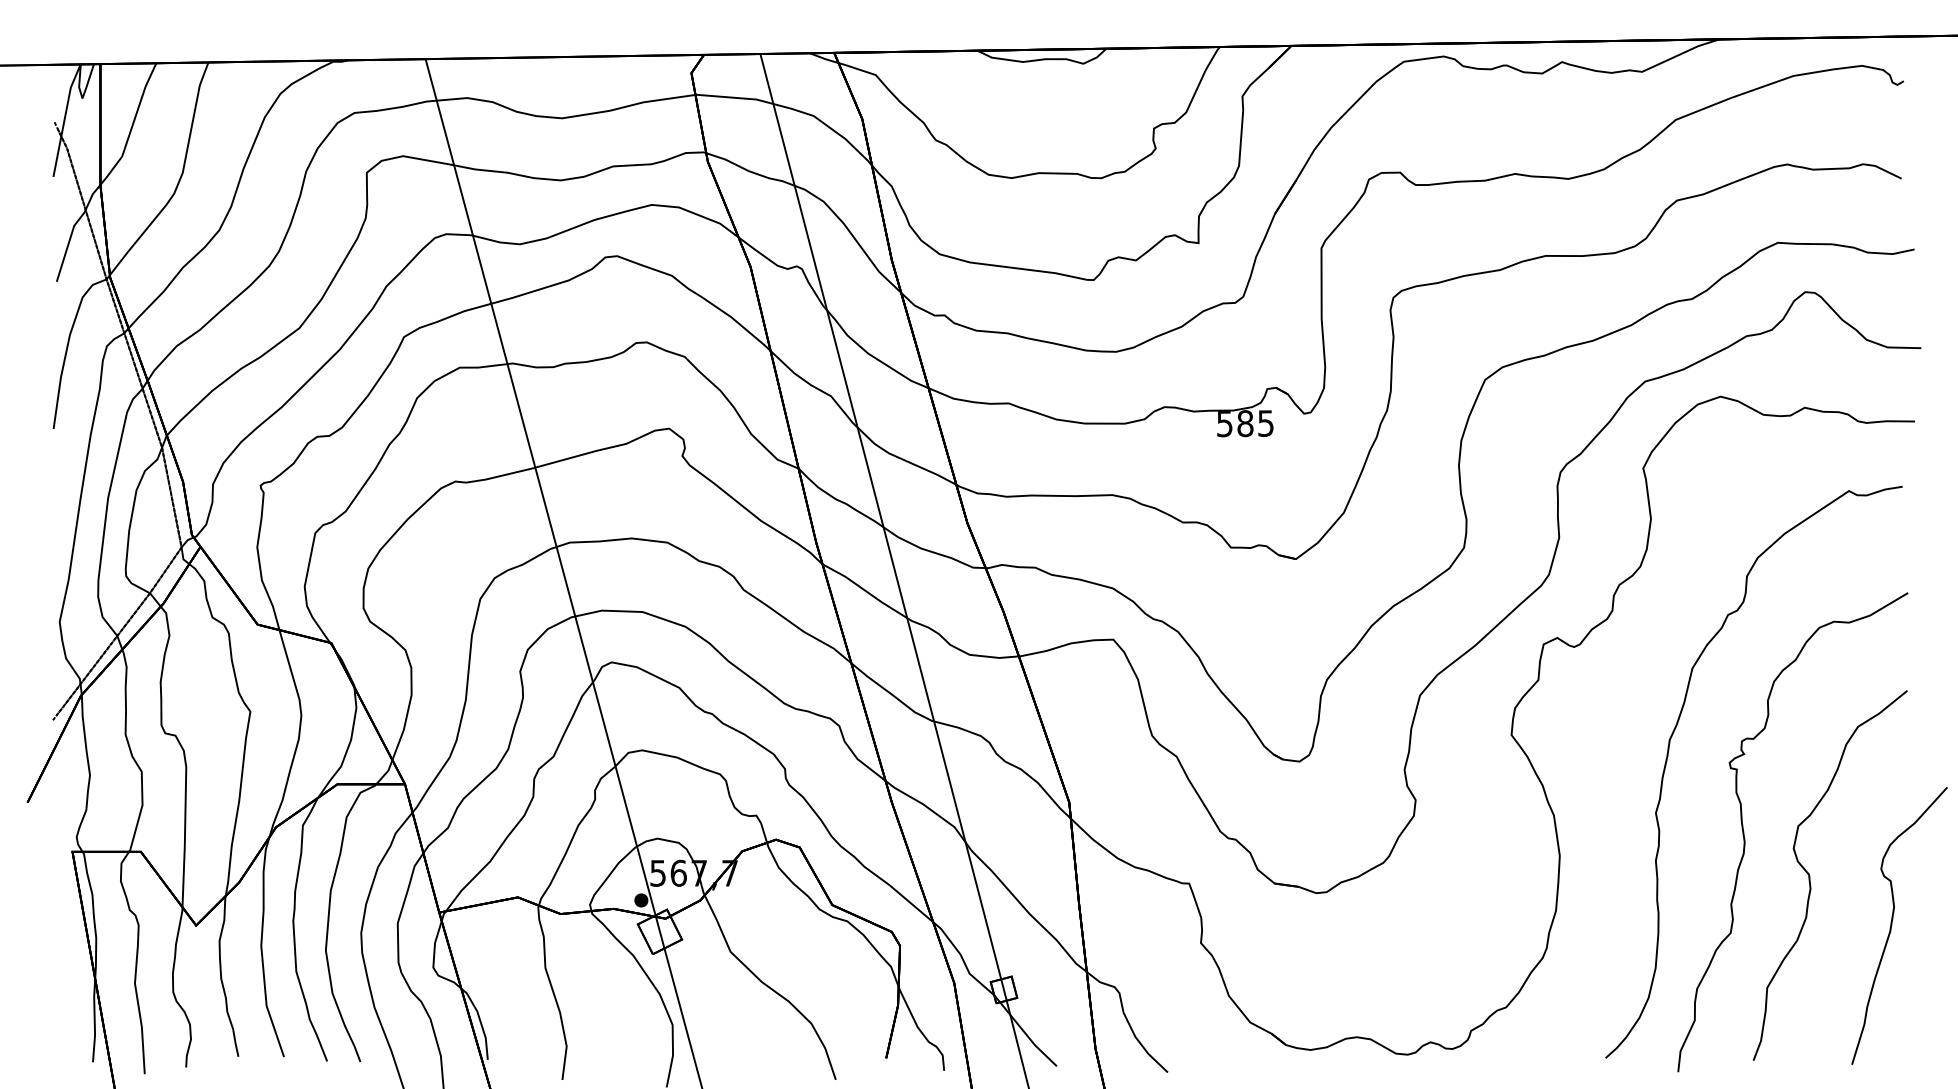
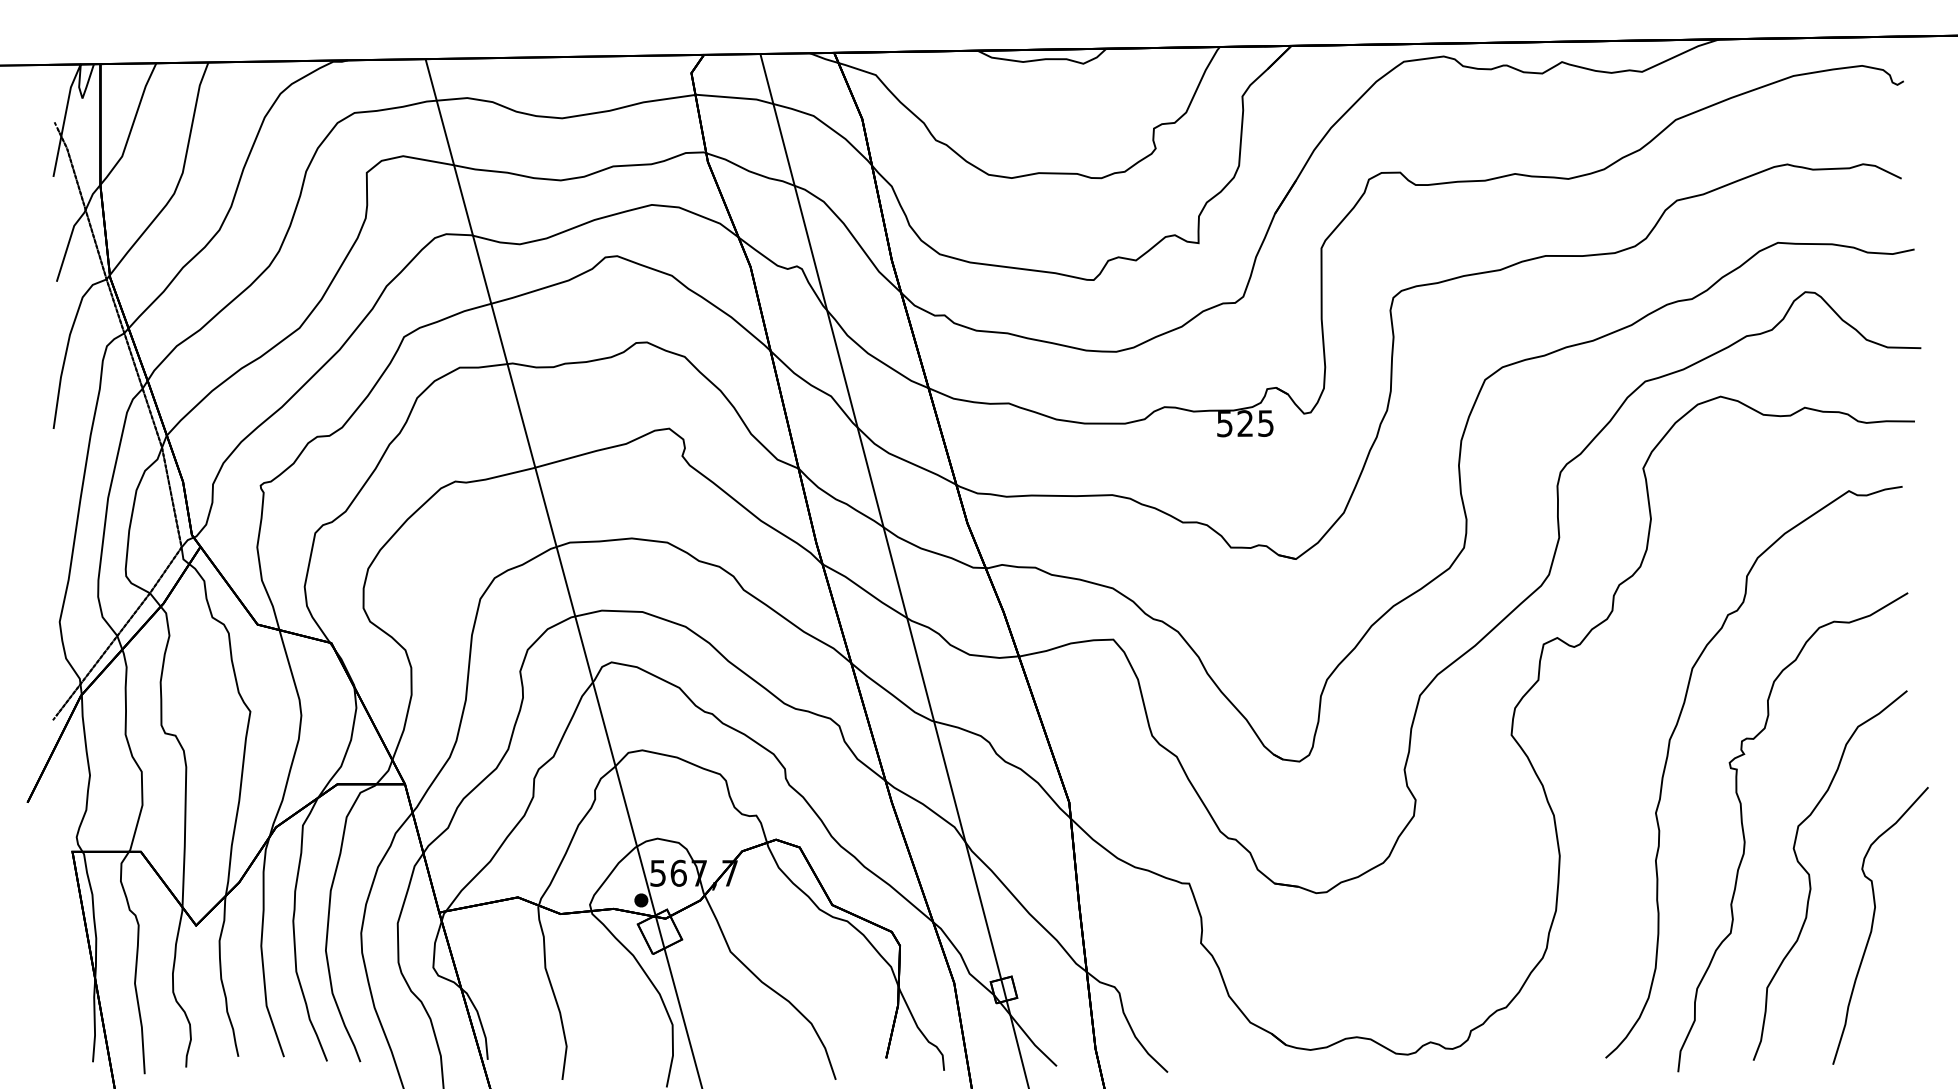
text: 585 -> 525 (1245, 423)
part position: (1892, 925) -> (1873, 925) (1873, 925)
